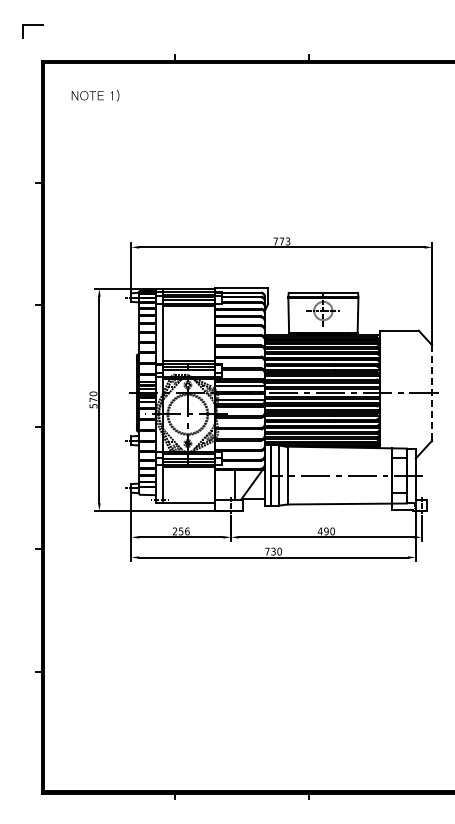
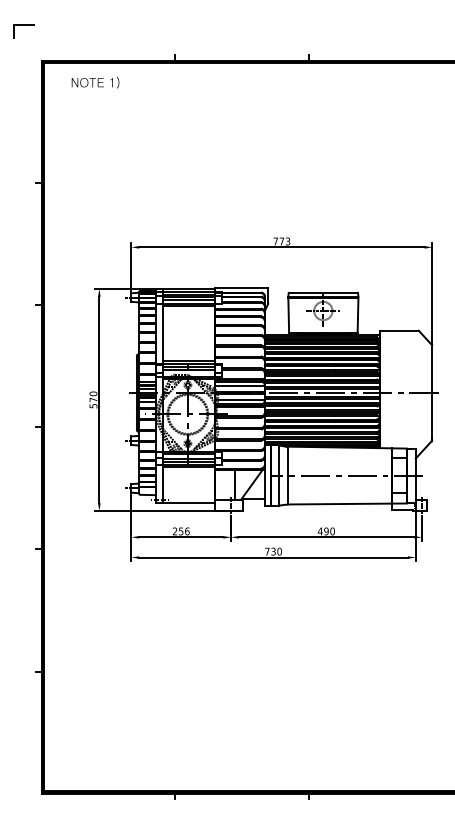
line position: (32, 25) -> (23, 25) (23, 25)
text position: (95, 95) -> (95, 82) (95, 82)
line: dashed -> solid (432, 393)
